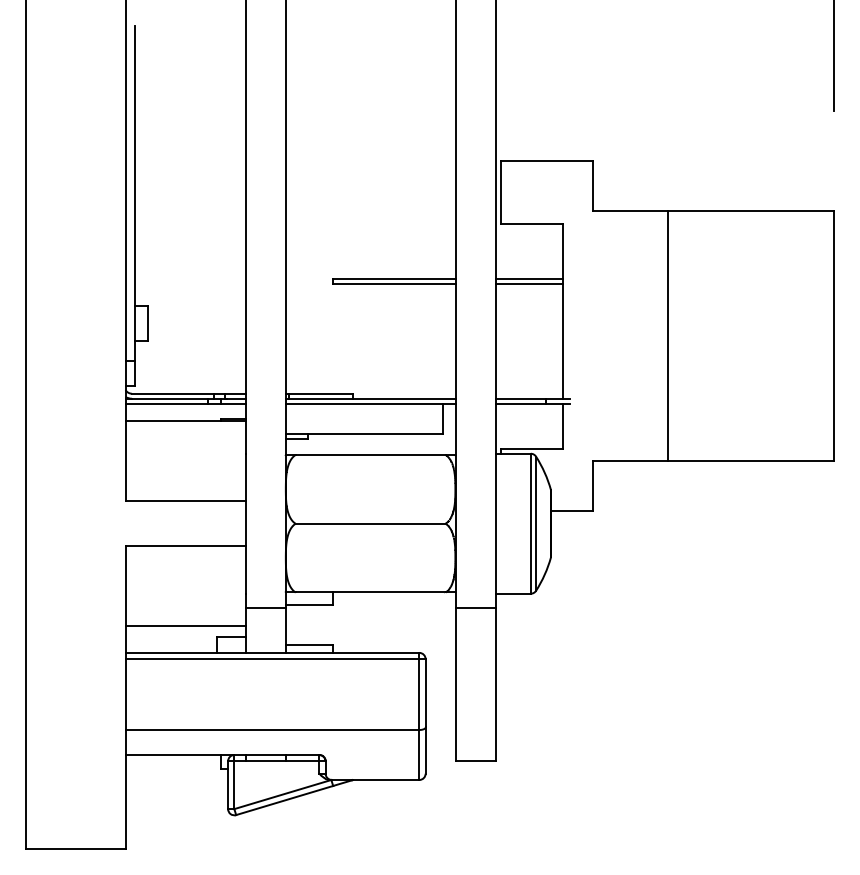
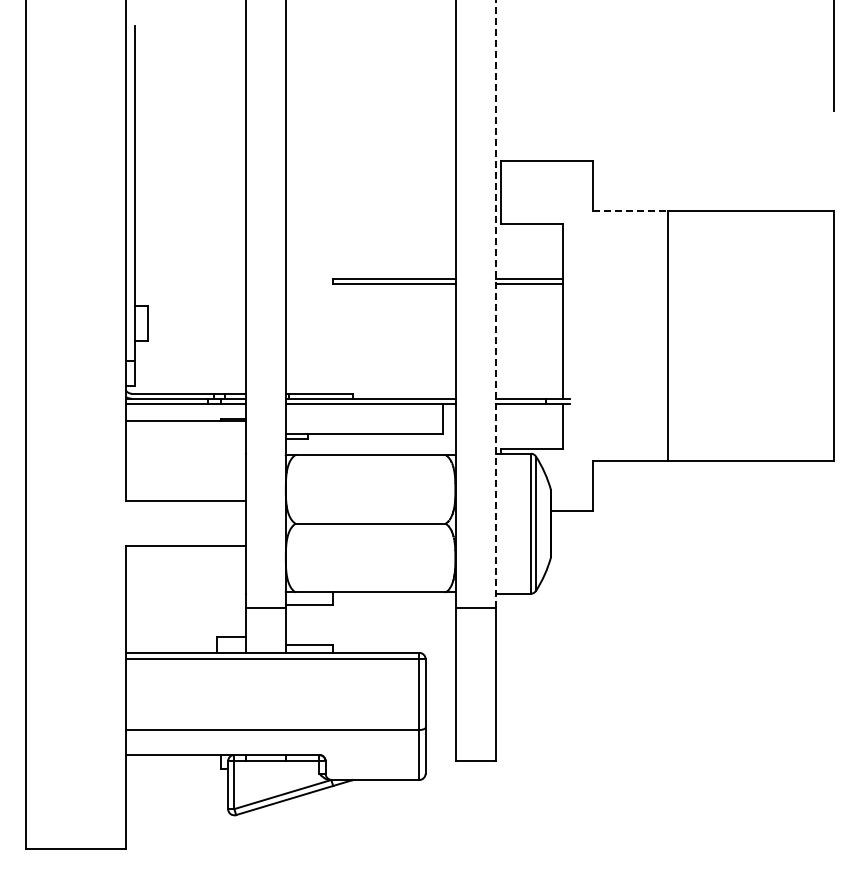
line: solid -> dashed (630, 211)
line: solid -> dashed (495, 304)
line: present -> none (185, 626)
